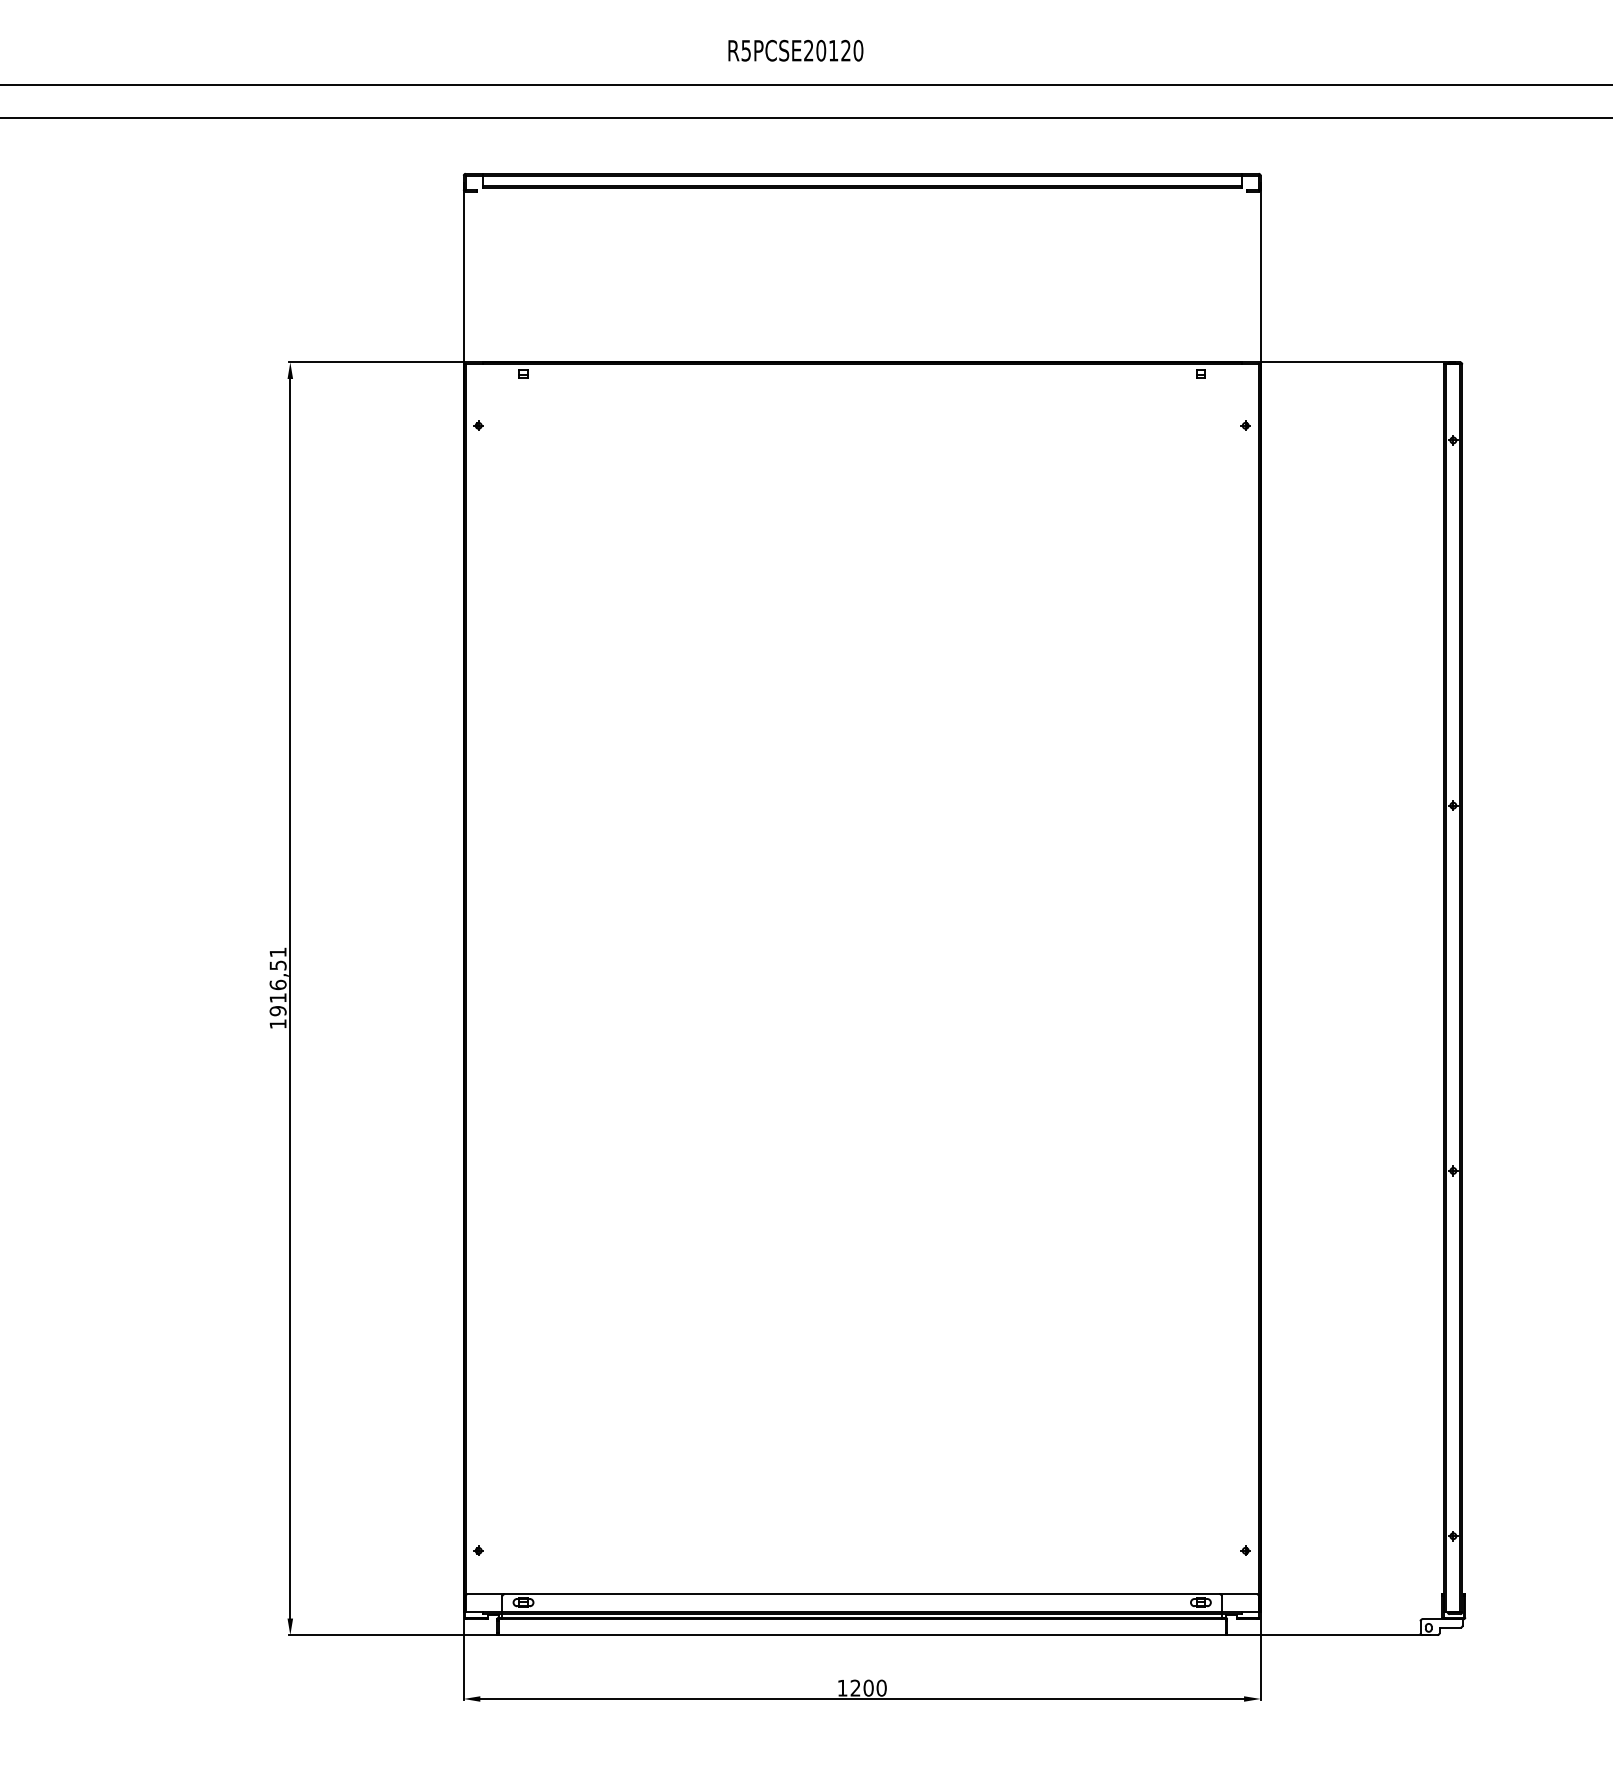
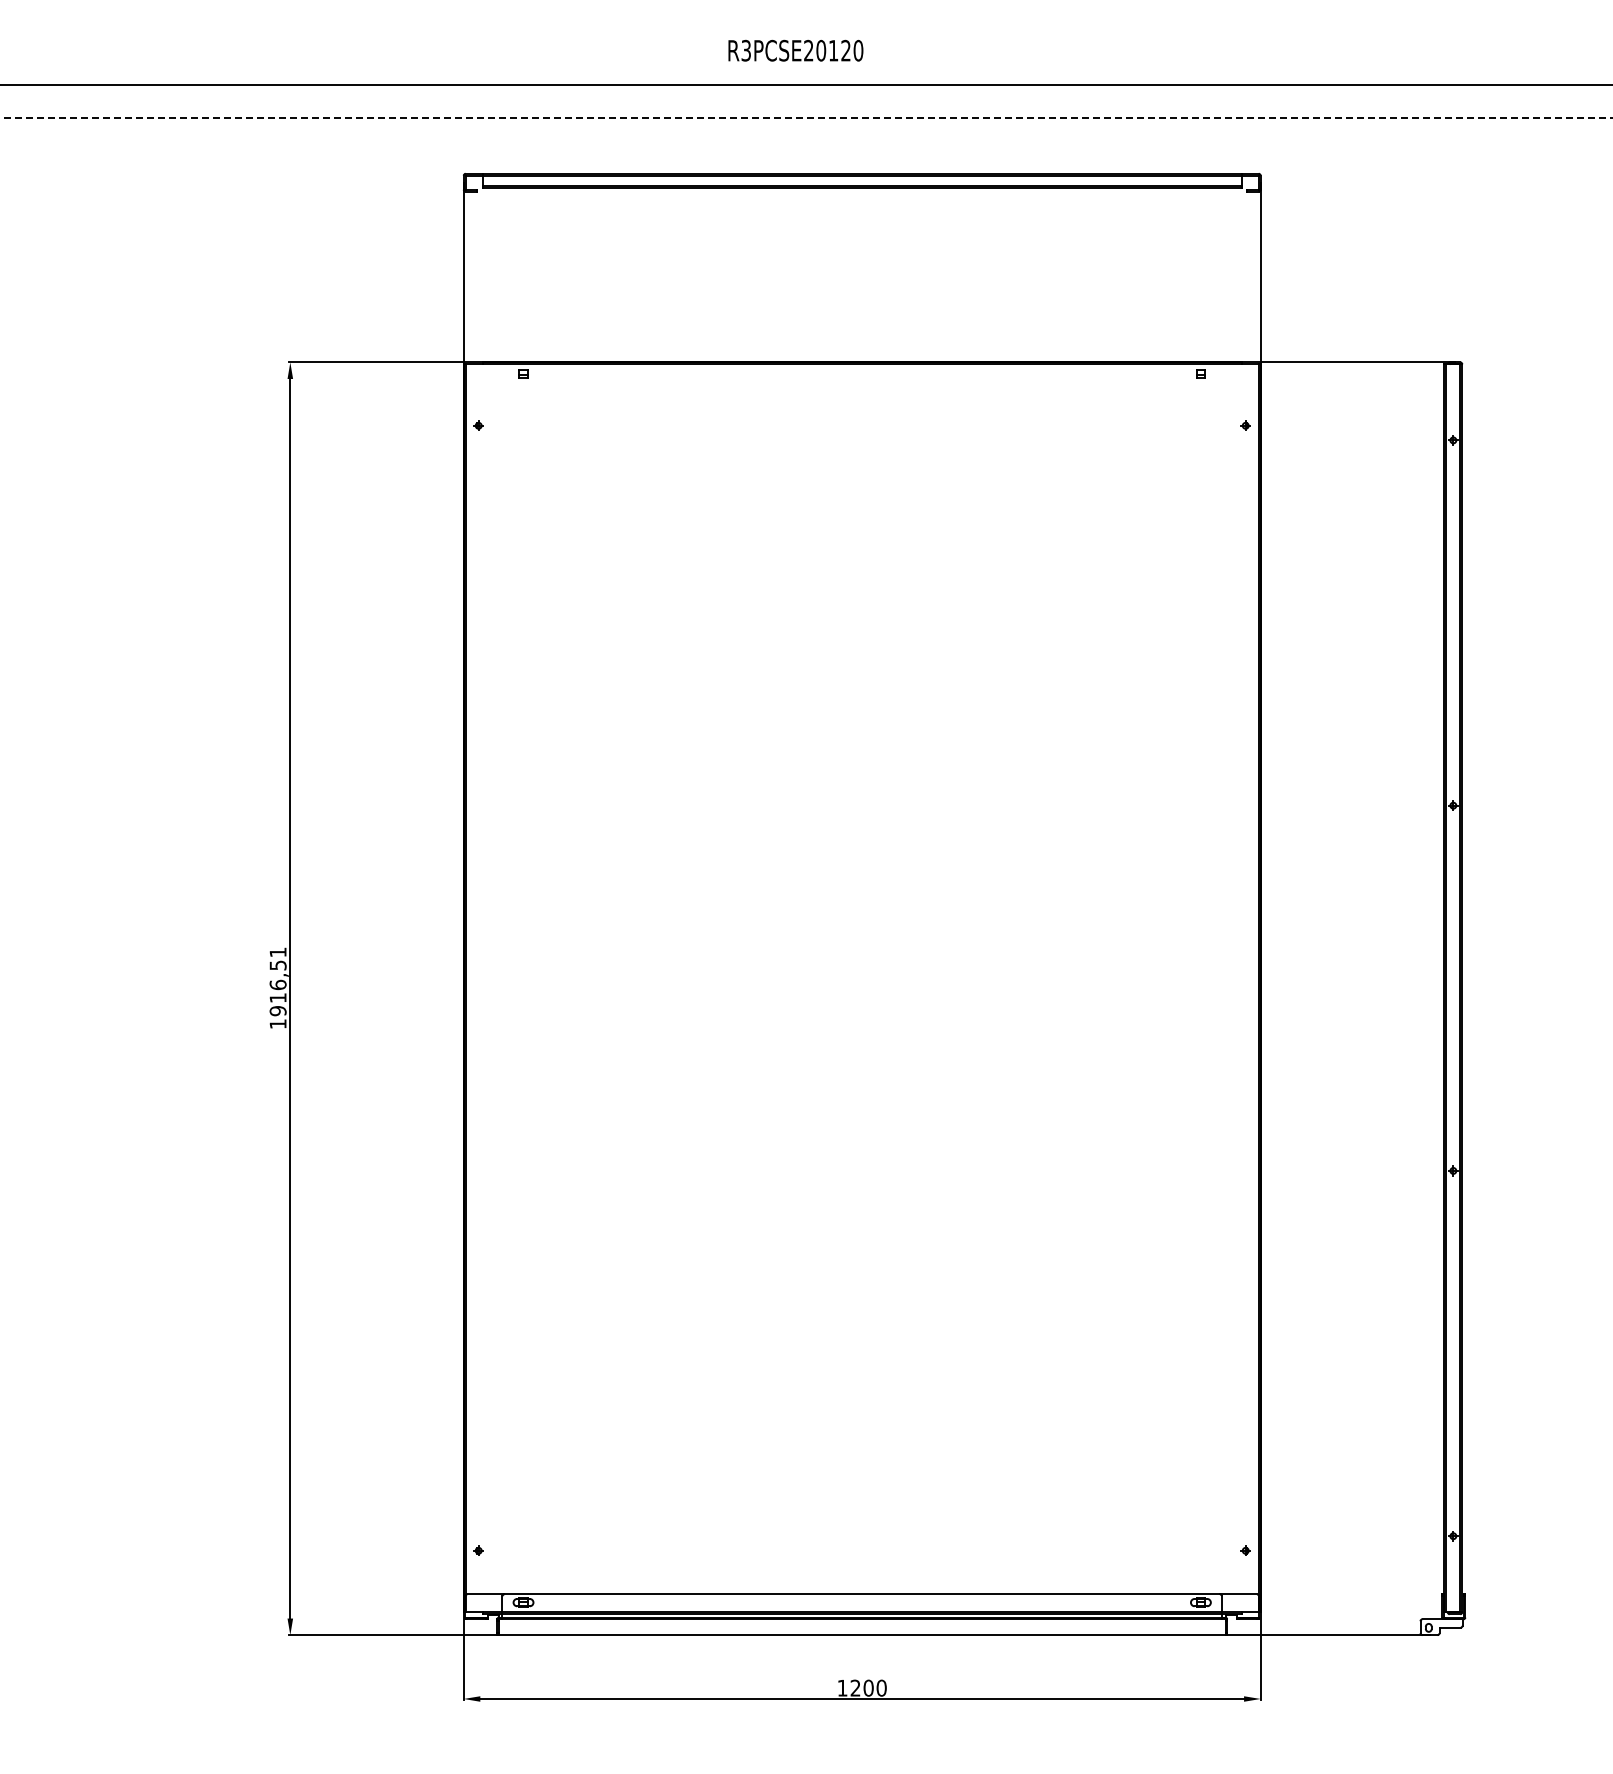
text: R5PCSE20120 -> R3PCSE20120 (746, 49)
line: solid -> dashed (806, 117)
